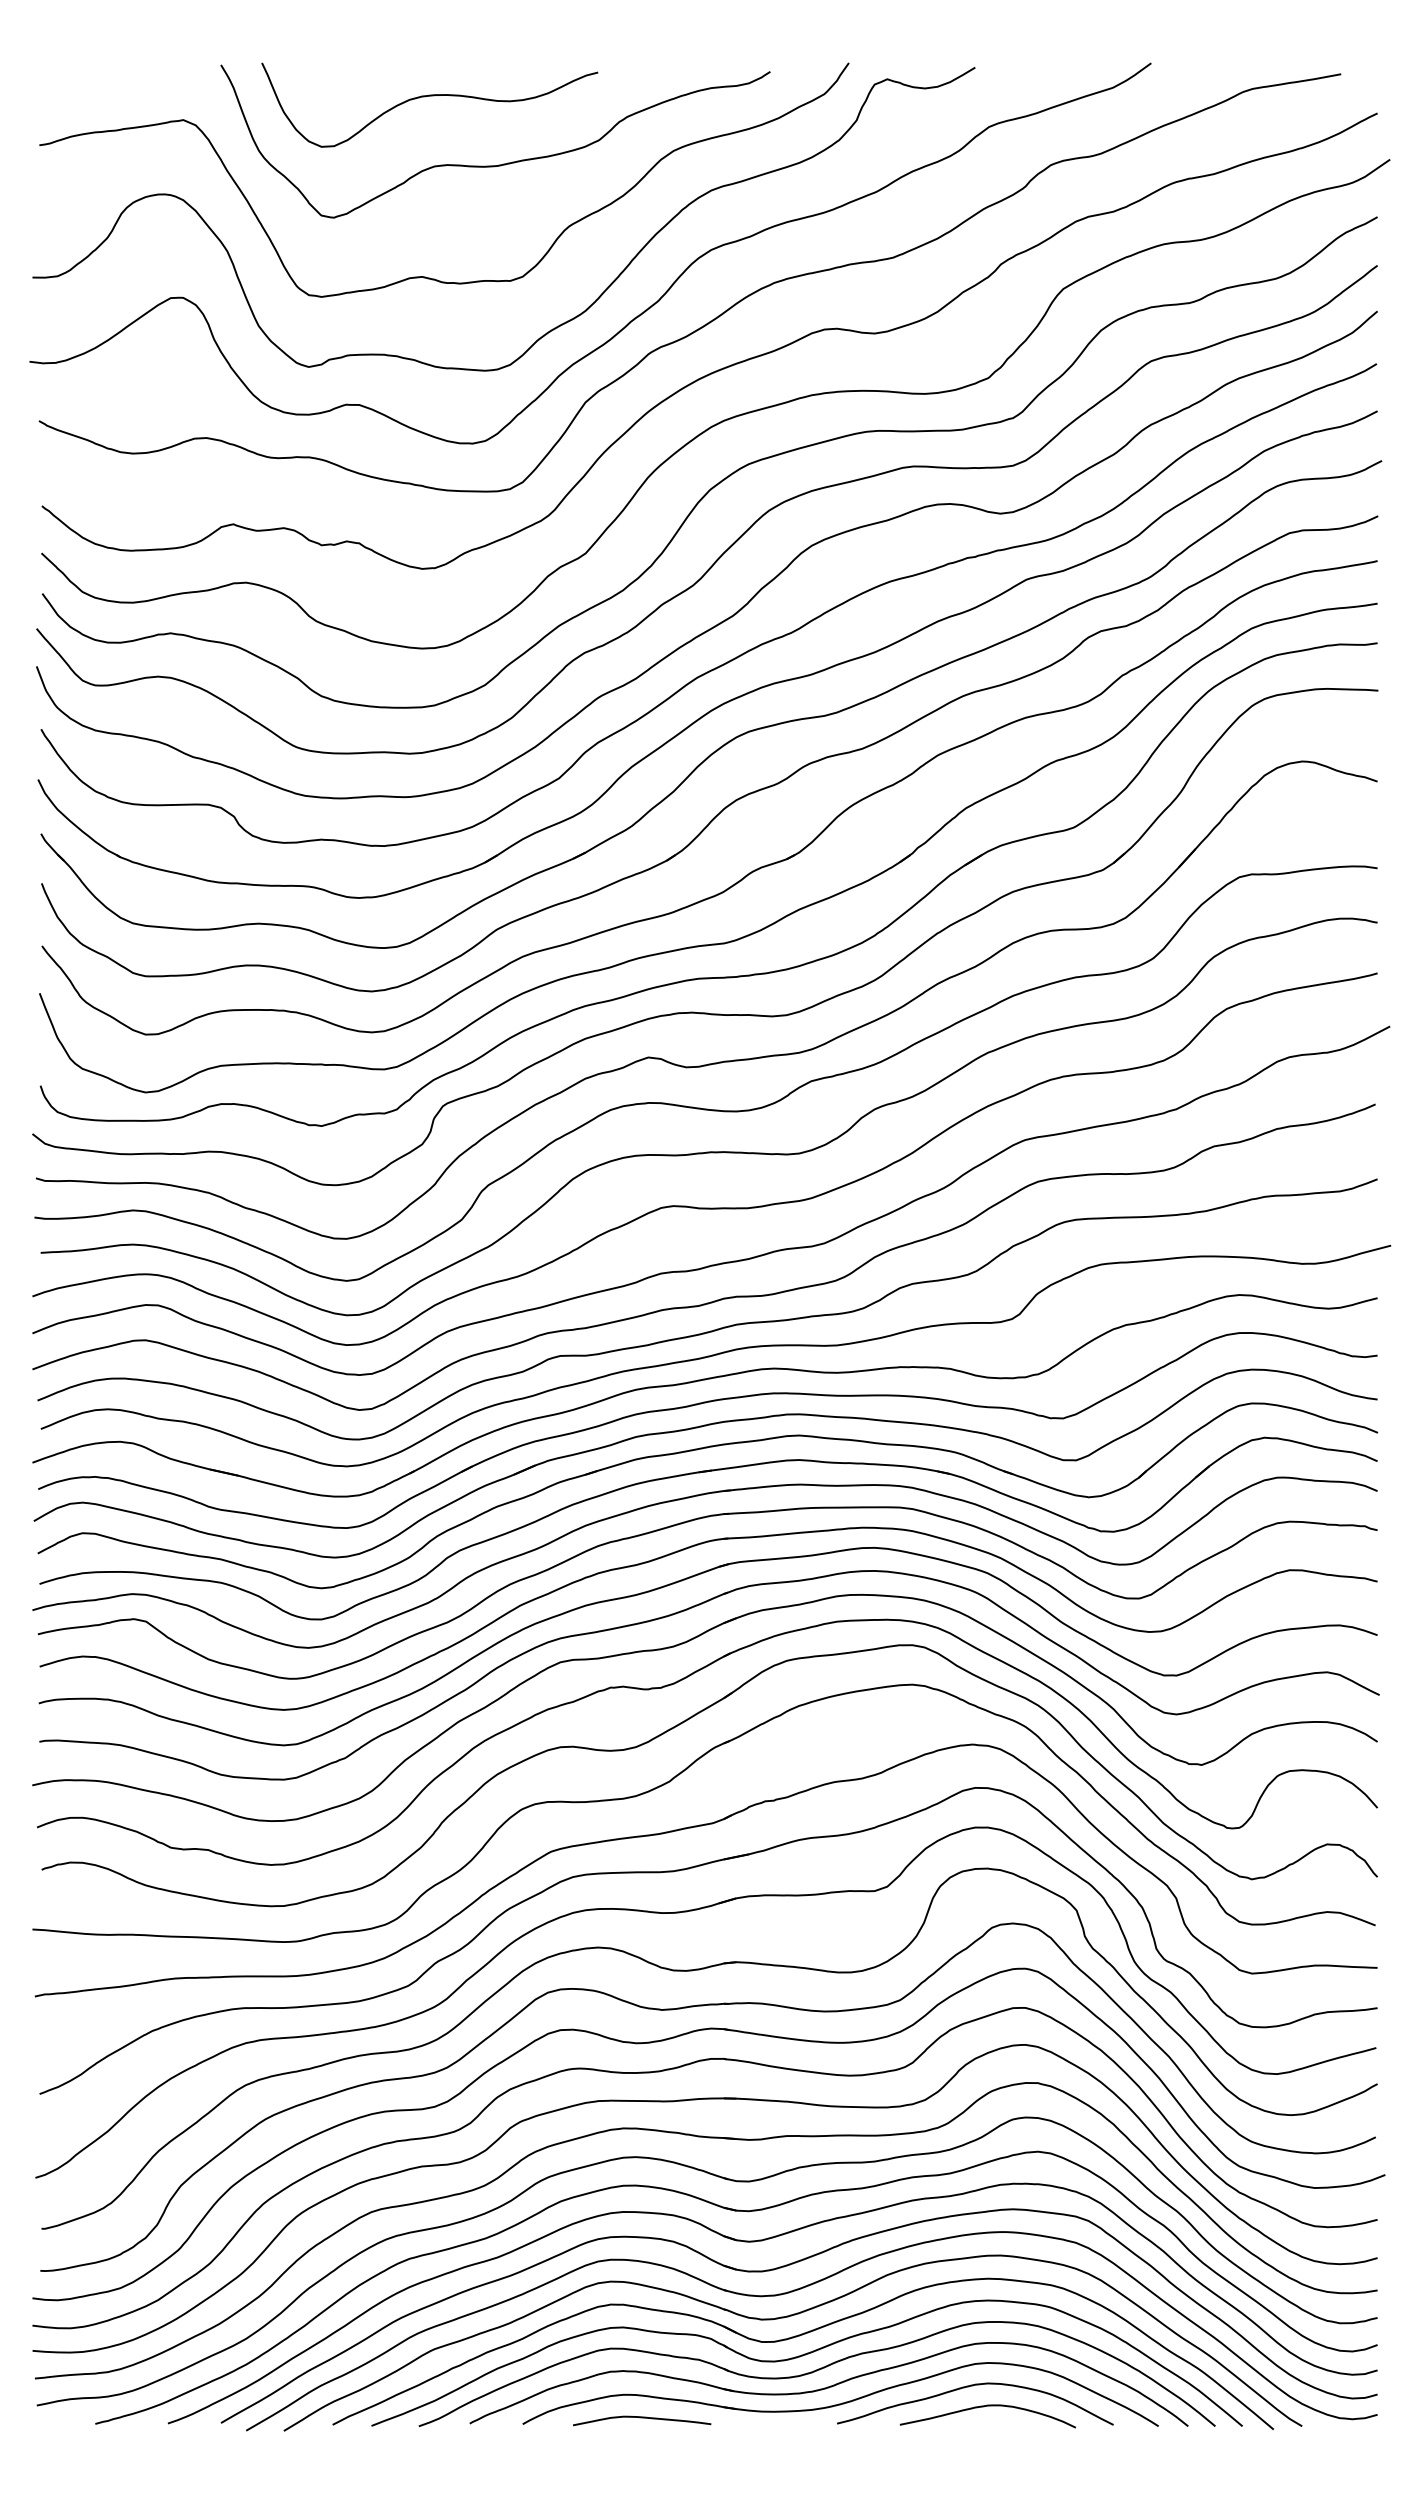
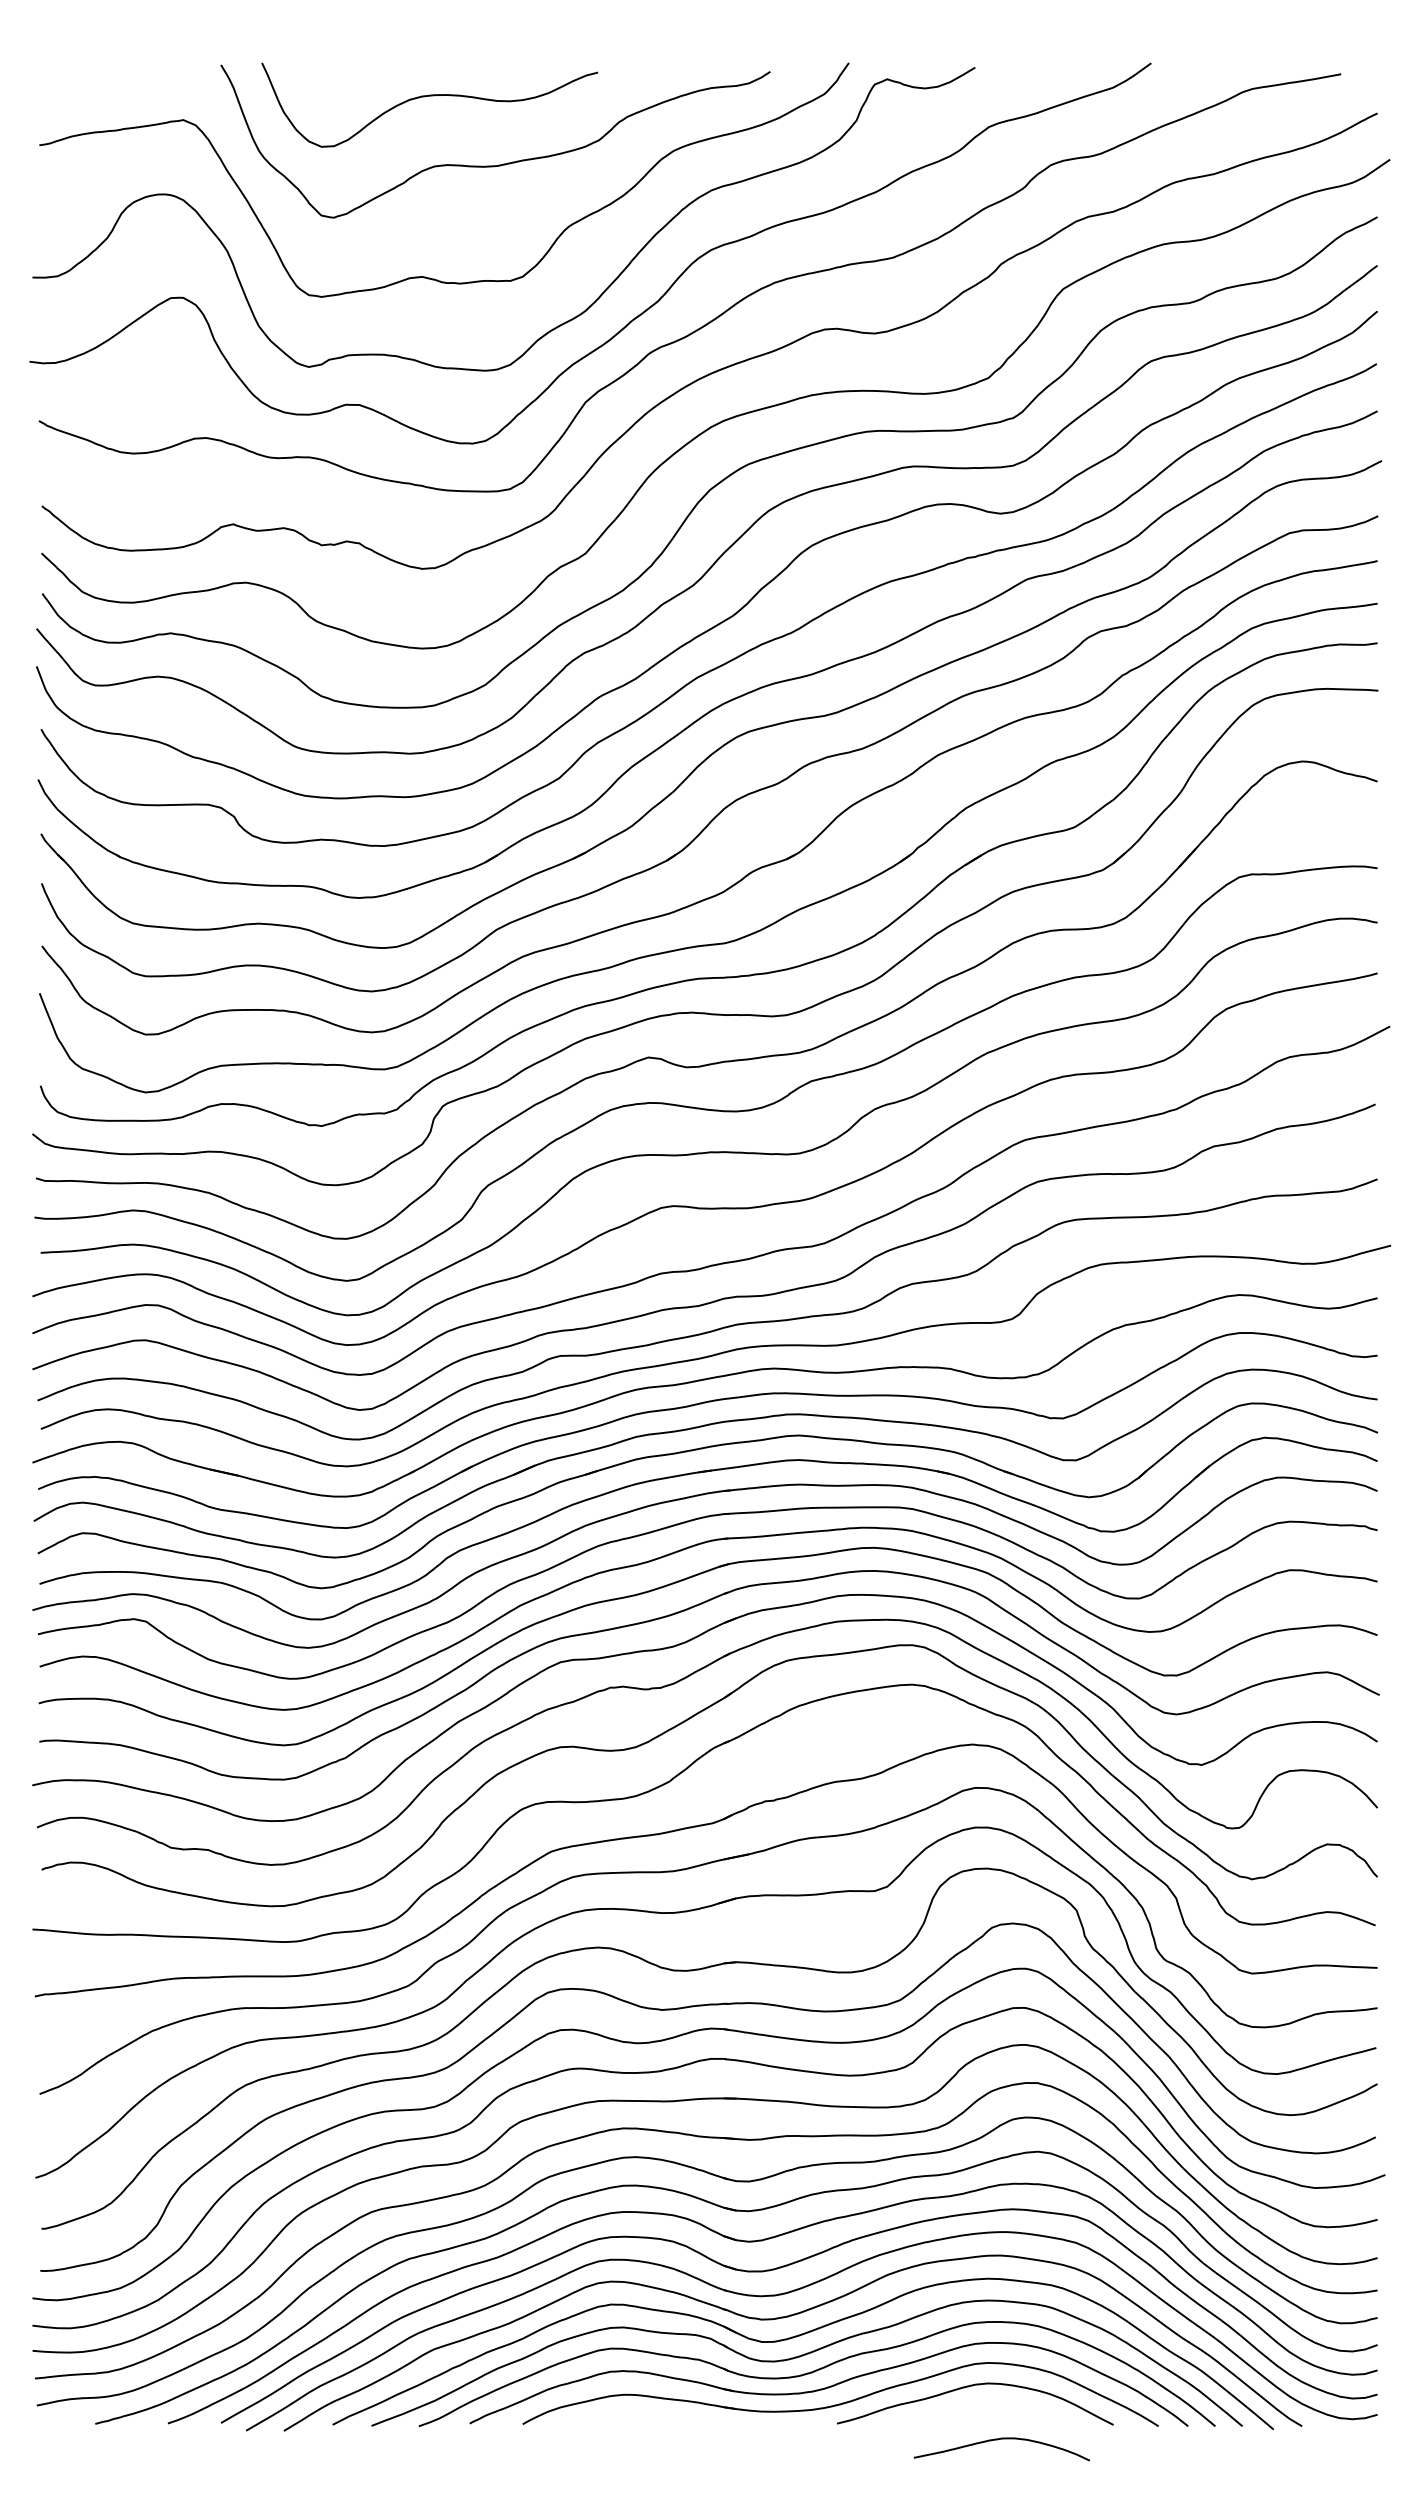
curve position: (984, 2407) -> (998, 2440) (998, 2440)
curve: present -> none (642, 2418)
